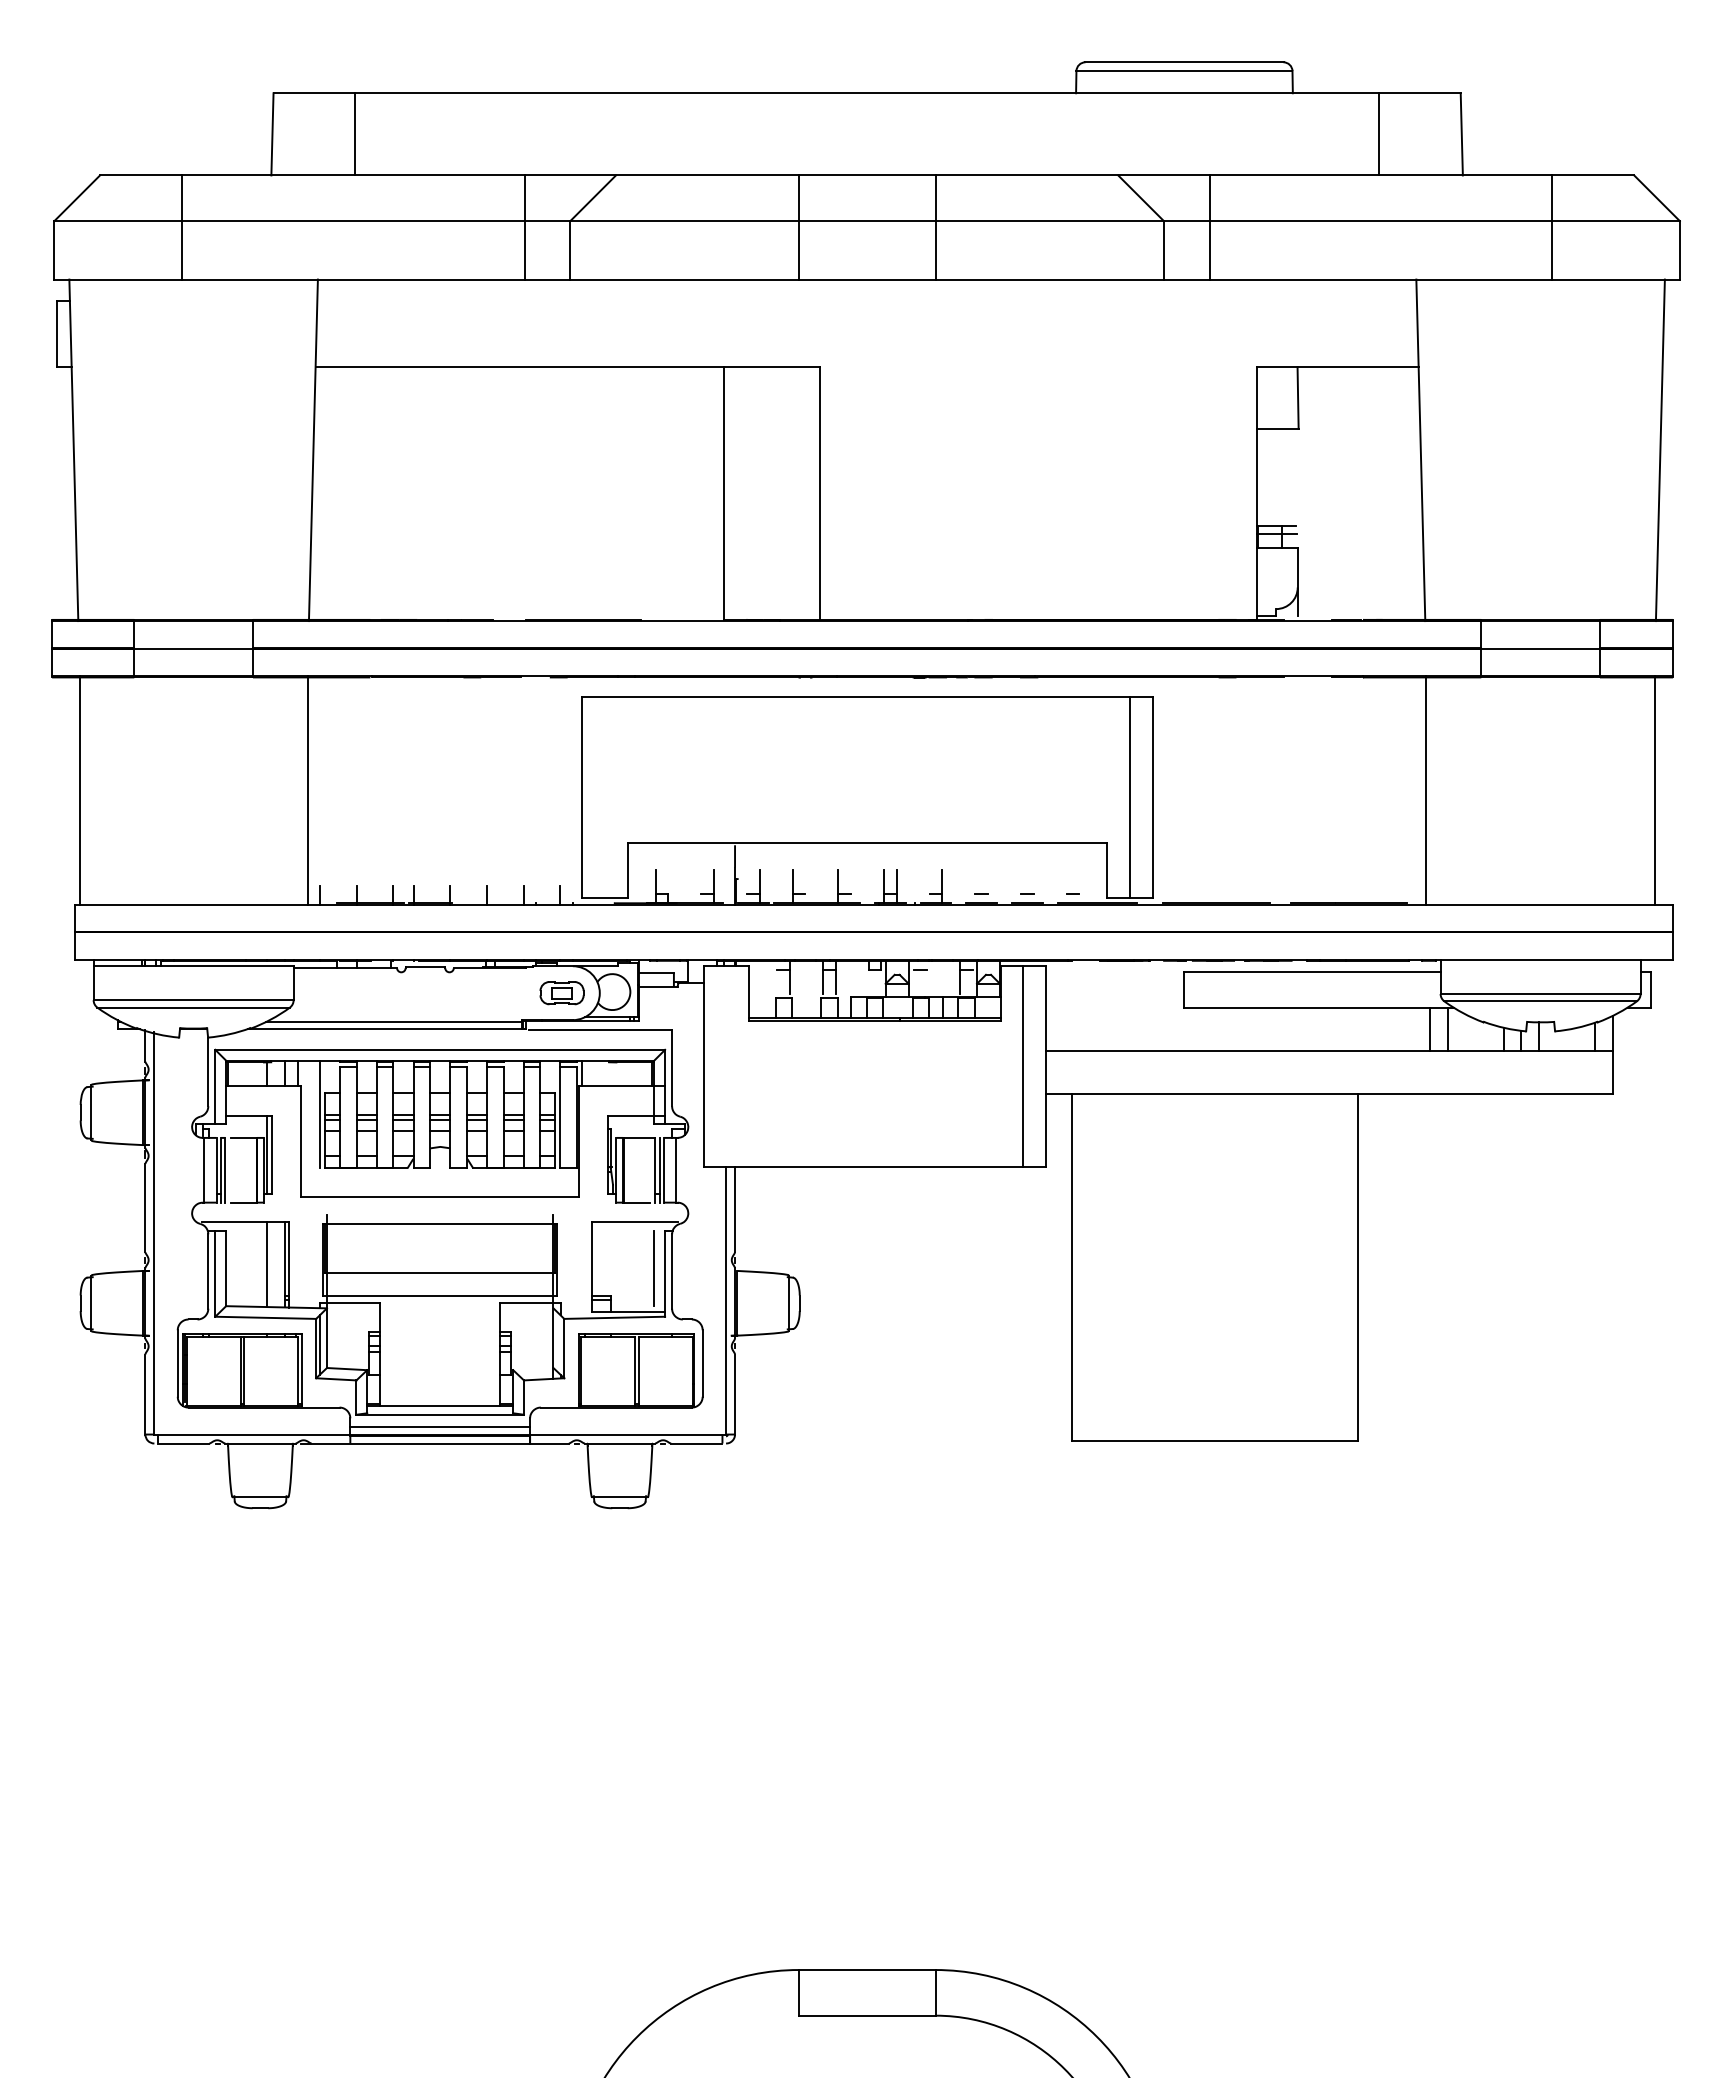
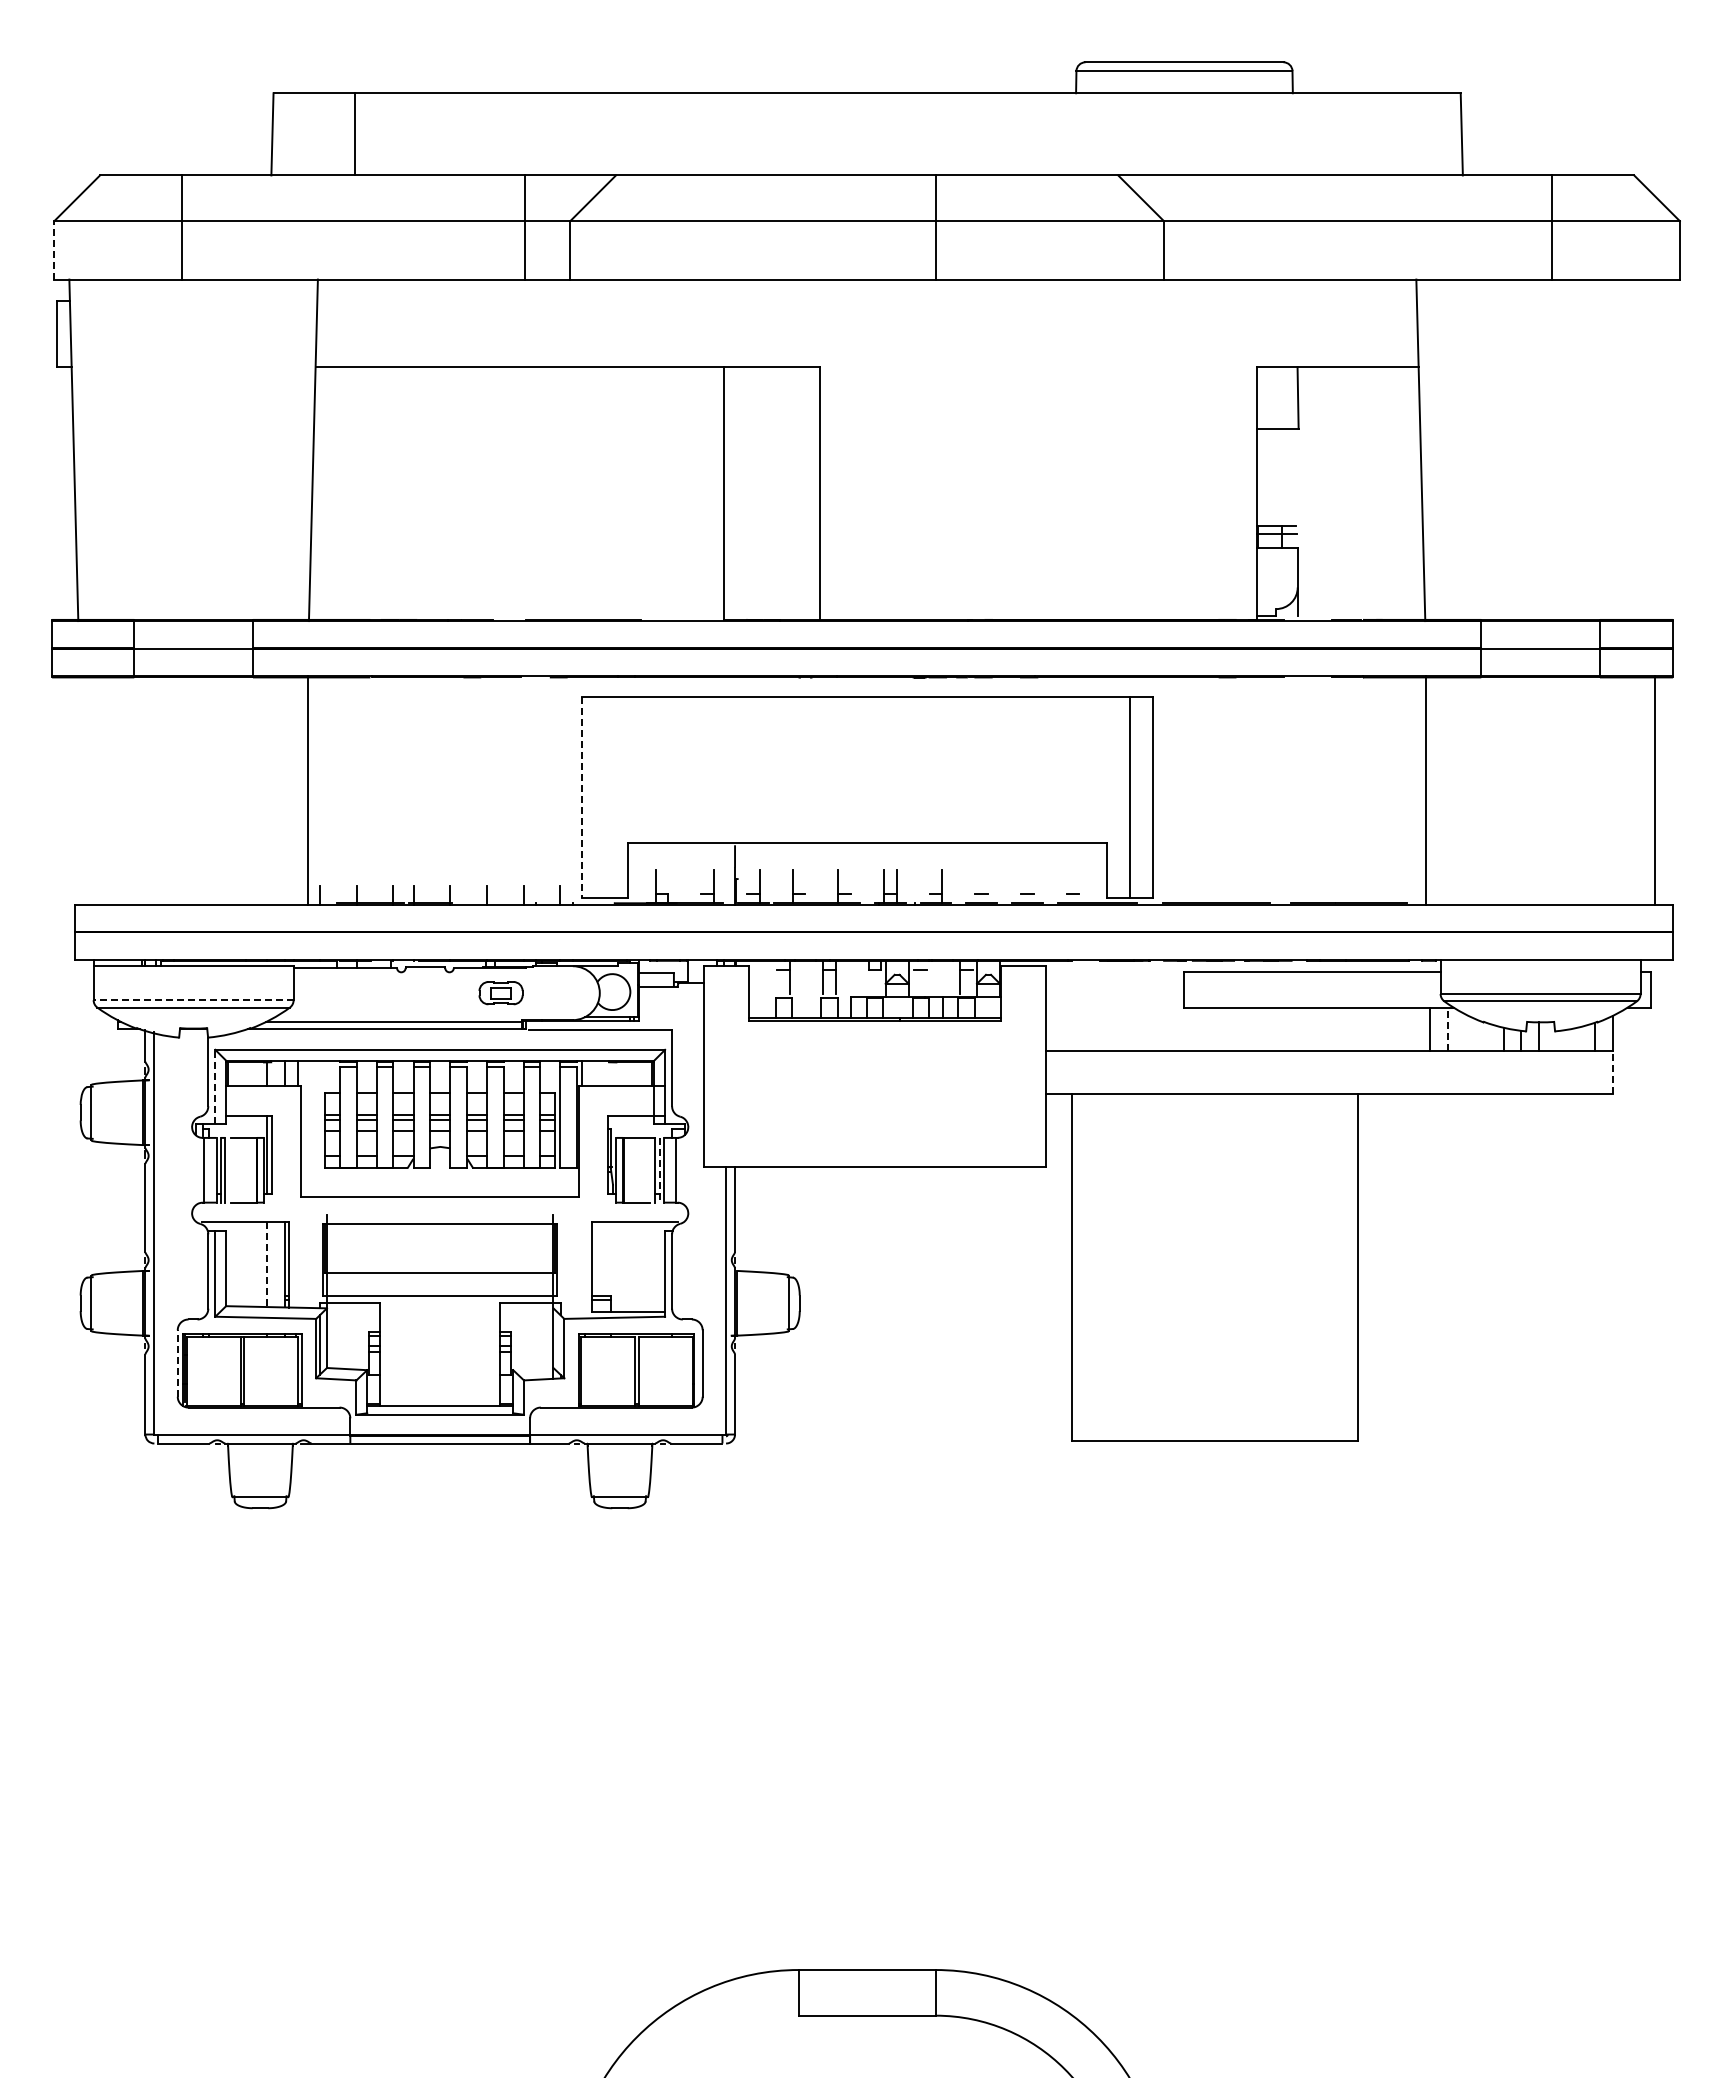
line: present -> none (1379, 134)
line: present -> none (798, 227)
line: present -> none (1209, 227)
line: solid -> dashed (54, 249)
line: present -> none (1659, 450)
line: present -> none (79, 790)
line: solid -> dashed (582, 797)
part position: (561, 993) -> (500, 993) (500, 993)
line: solid -> dashed (193, 1000)
line: solid -> dashed (1448, 1029)
line: present -> none (1023, 1066)
line: solid -> dashed (1613, 1072)
line: solid -> dashed (215, 1086)
line: present -> none (320, 1114)
line: solid -> dashed (659, 1170)
line: solid -> dashed (266, 1265)
line: present -> none (654, 1268)
line: solid -> dashed (177, 1363)
line: present -> none (440, 1427)
